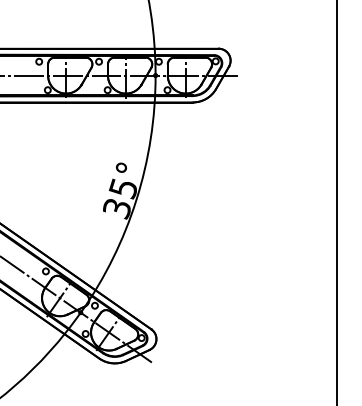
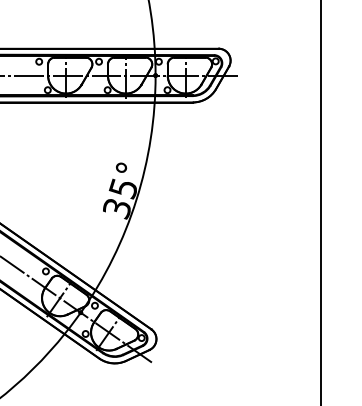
line position: (336, 202) -> (320, 202) (320, 202)
